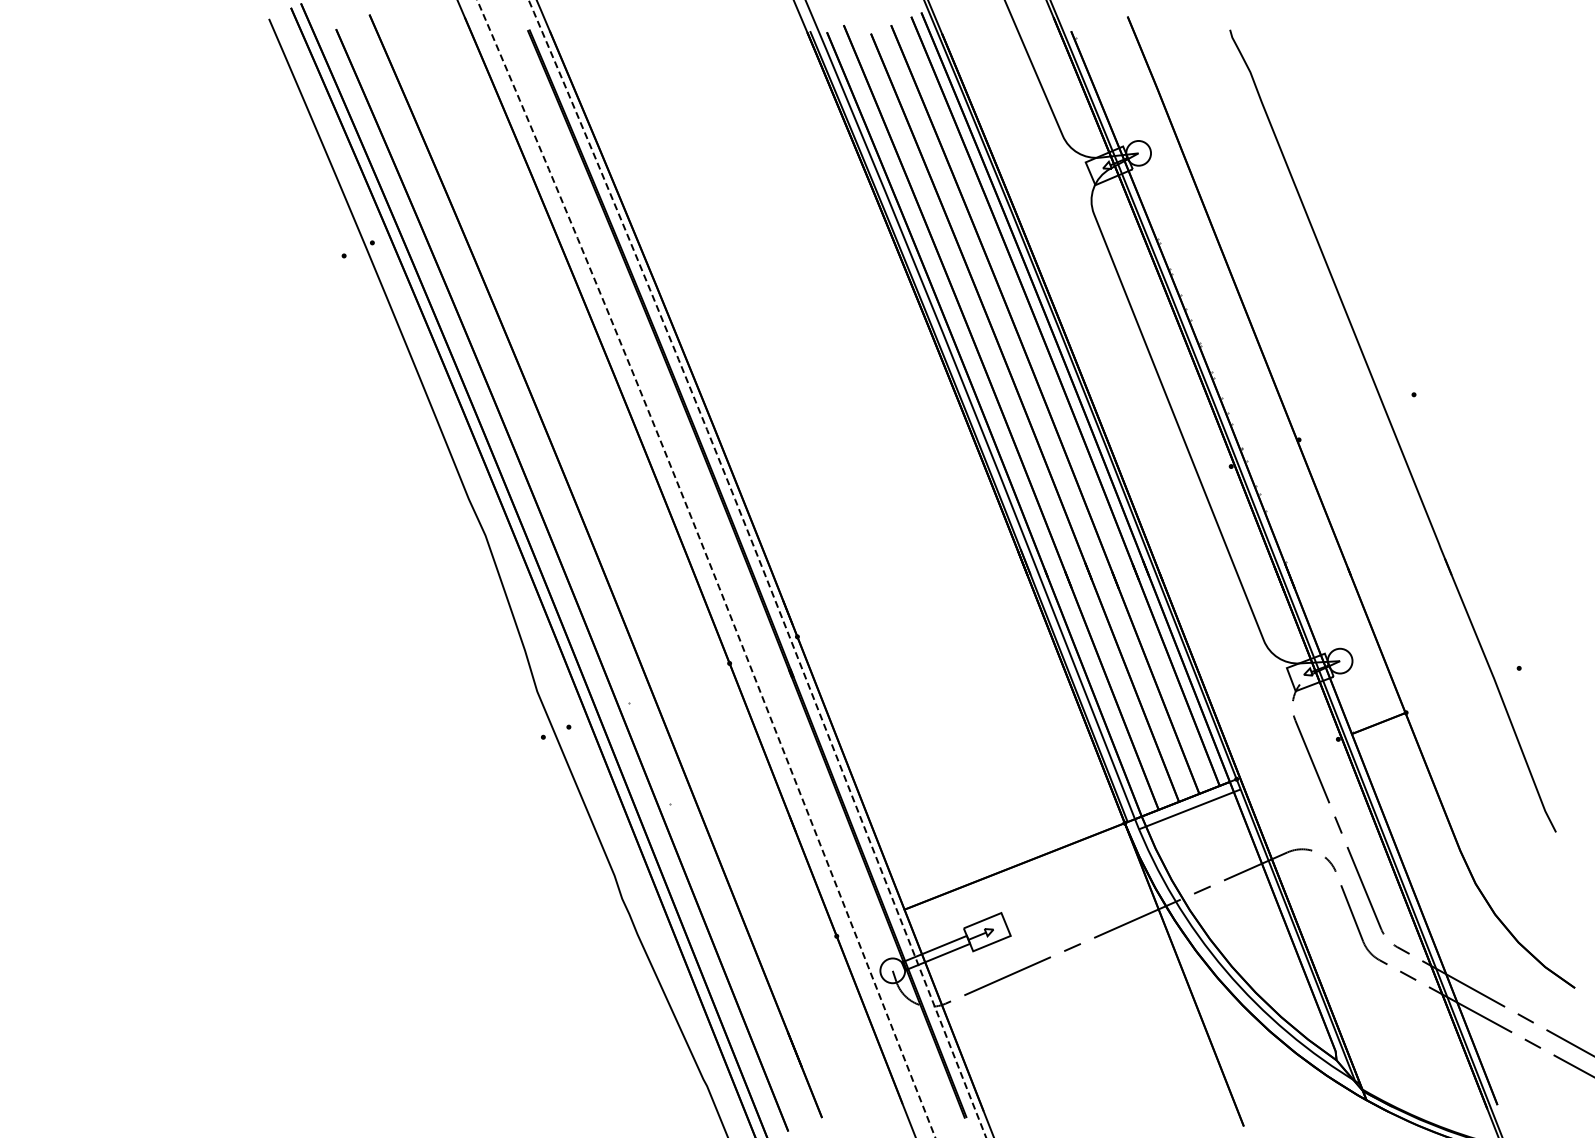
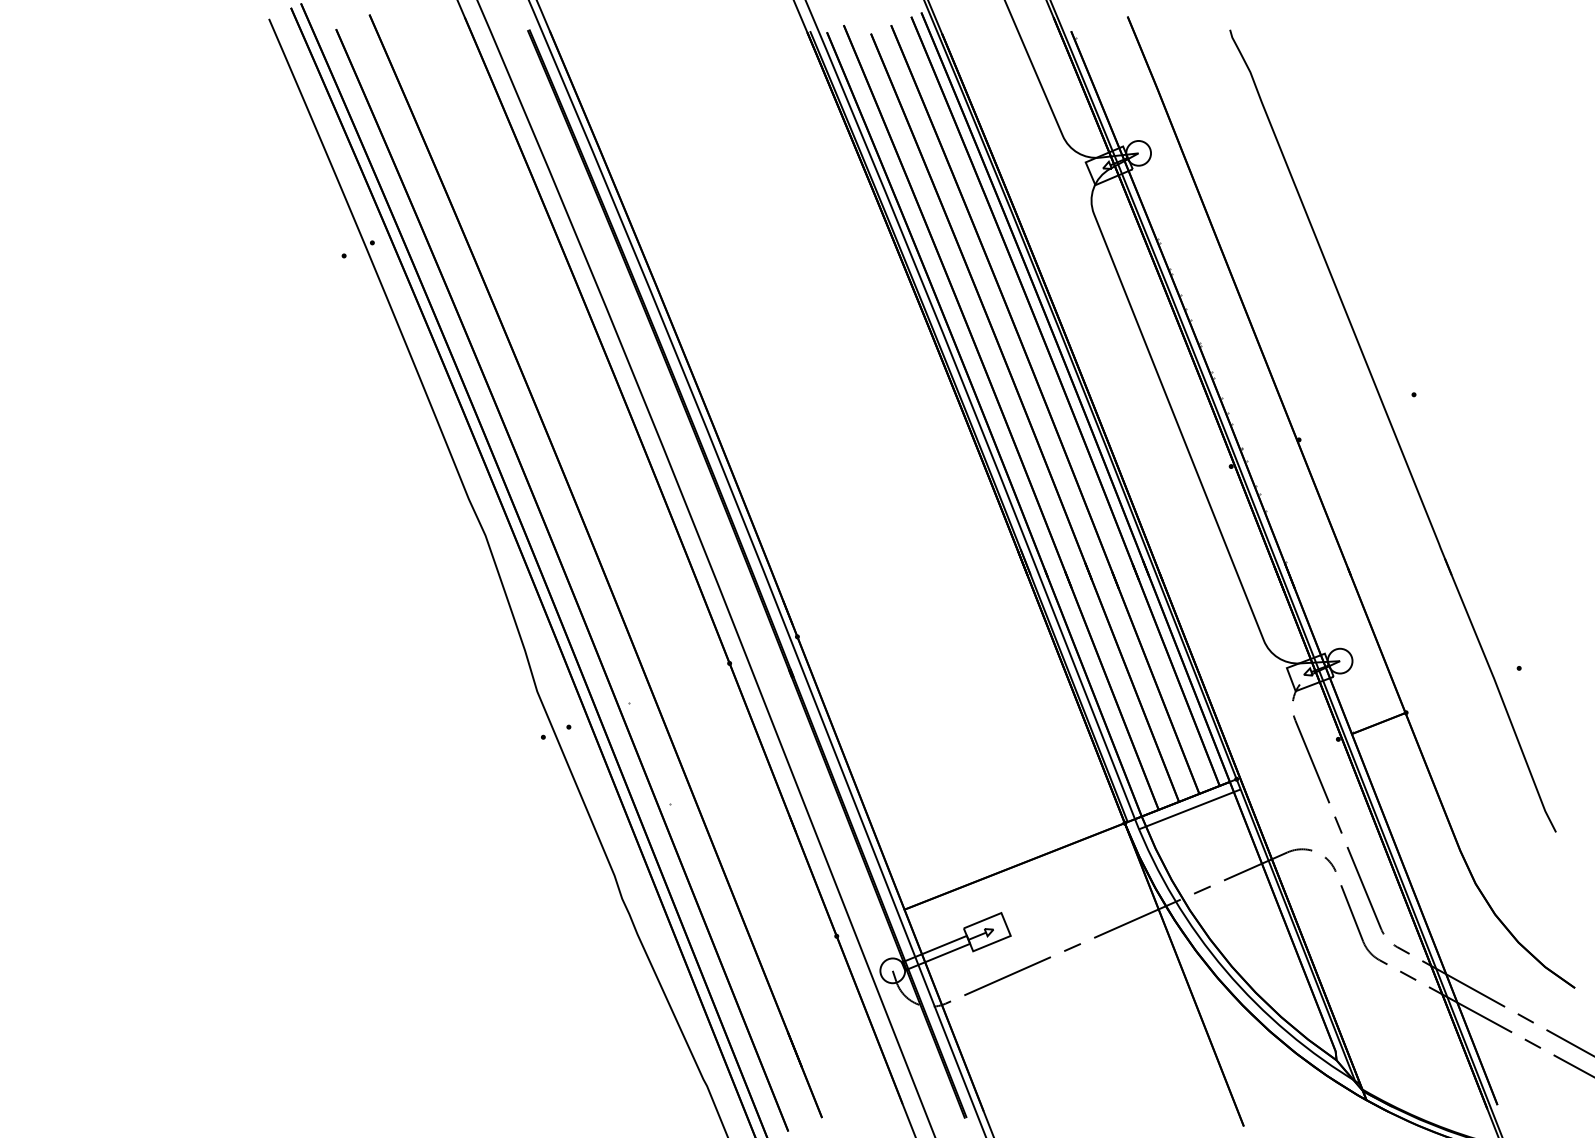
line: dashed -> solid (709, 564)
line: dashed -> solid (761, 565)
